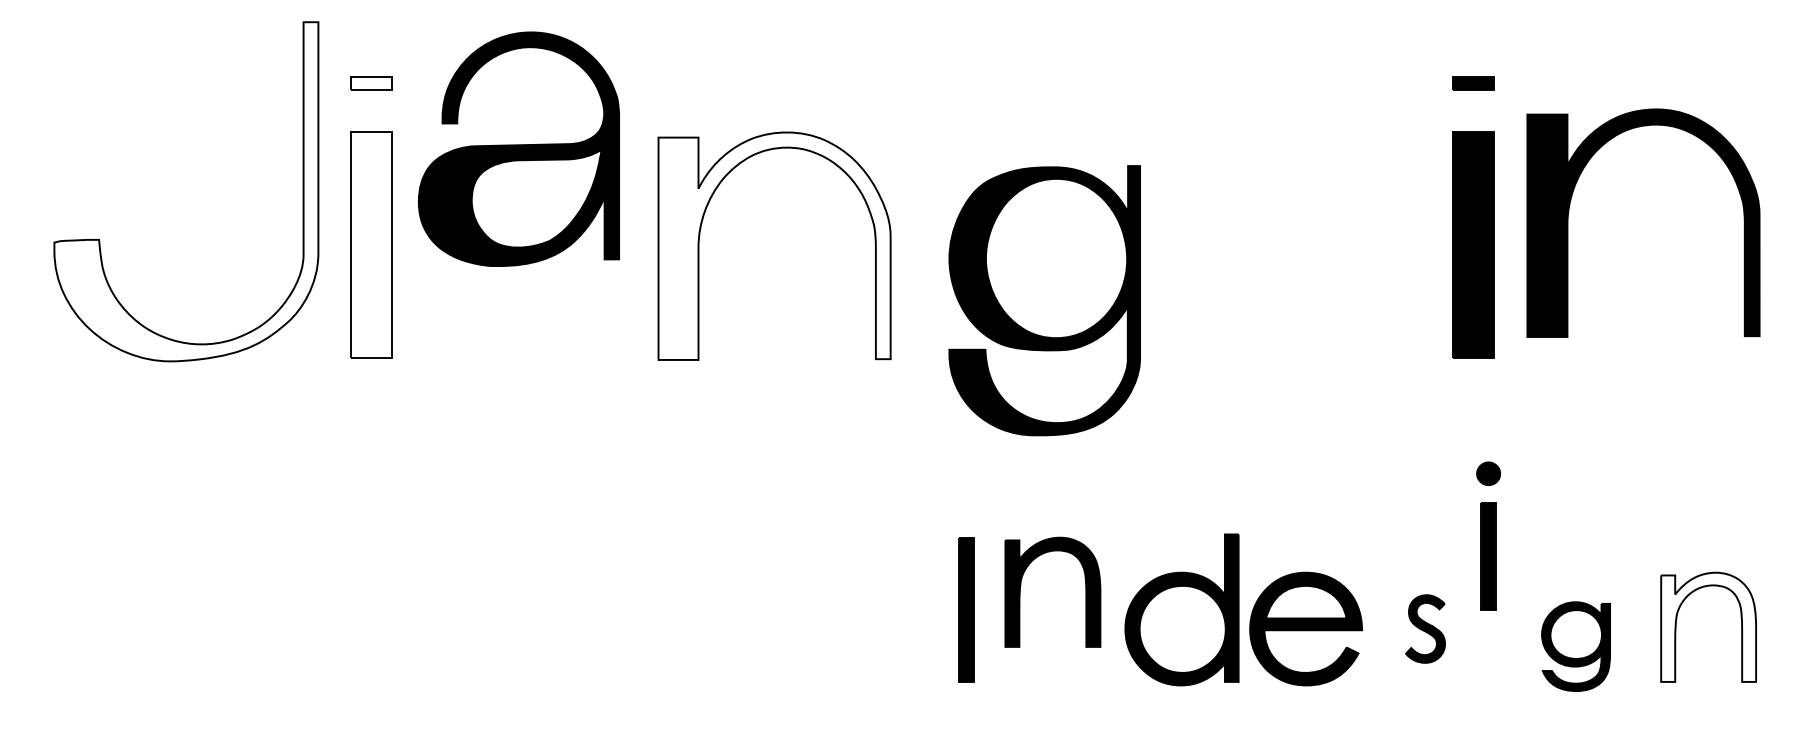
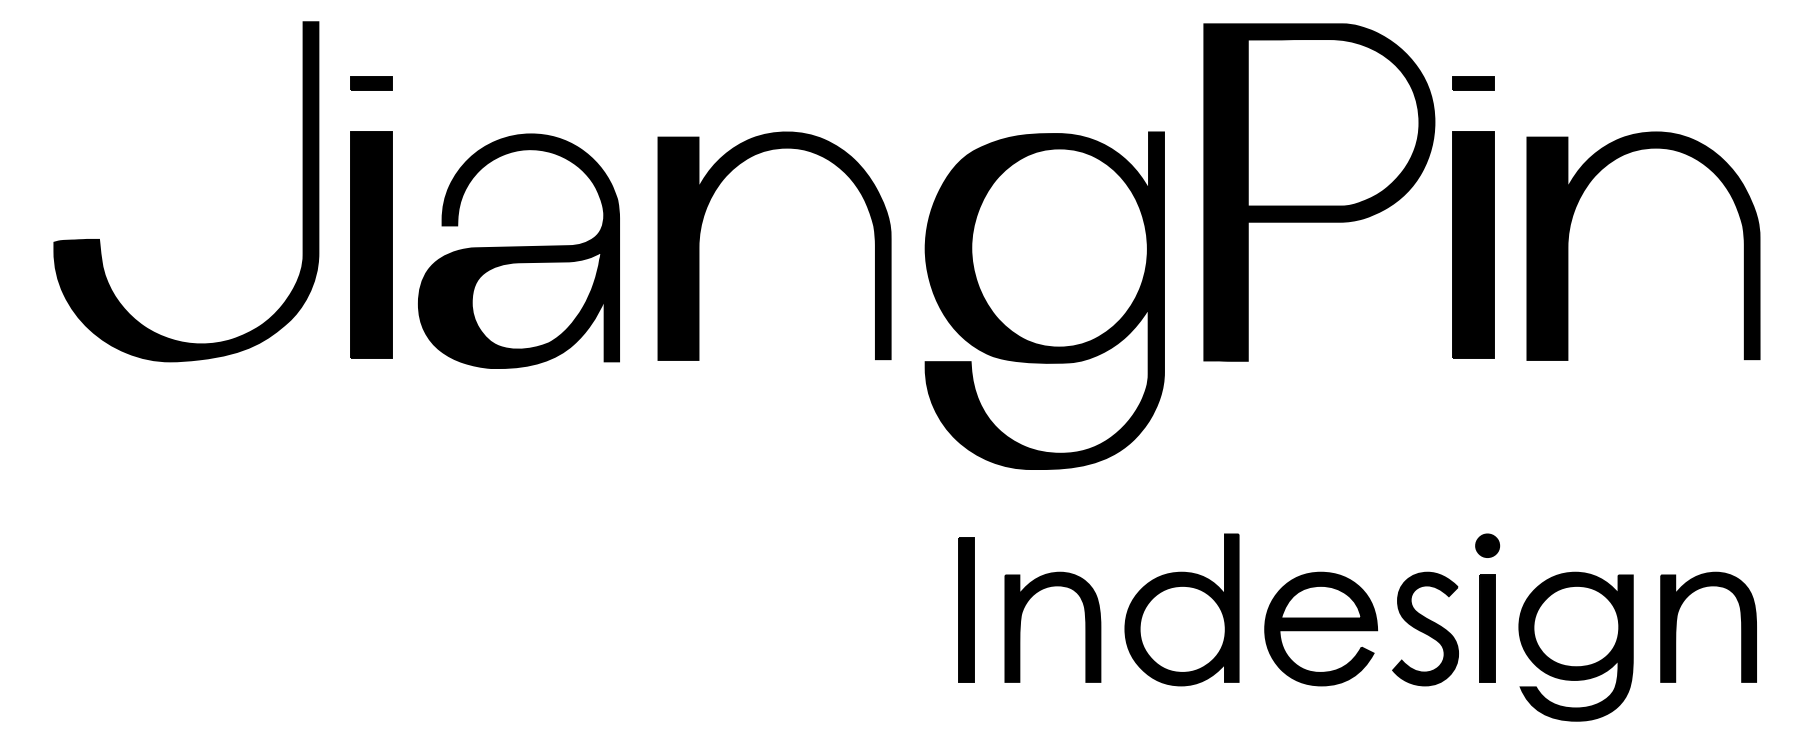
fill: none -> present (371, 83)
part position: (518, 148) -> (518, 250) (518, 250)
fill: none -> present (186, 191)
part: none -> present (1319, 192)
part position: (1569, 212) -> (1569, 235) (1569, 235)
fill: none -> present (371, 245)
fill: none -> present (774, 245)
part size: 193x272 px -> 241x339 px (1044, 300)
part position: (1488, 535) -> (1487, 607) (1487, 607)
part position: (1021, 585) -> (1021, 620) (1021, 620)
fill: none -> present (1708, 626)
part position: (1306, 628) -> (1321, 628) (1321, 628)
part size: 41x70 px -> 67x116 px (1425, 628)
part size: 70x91 px -> 116x151 px (1575, 646)
